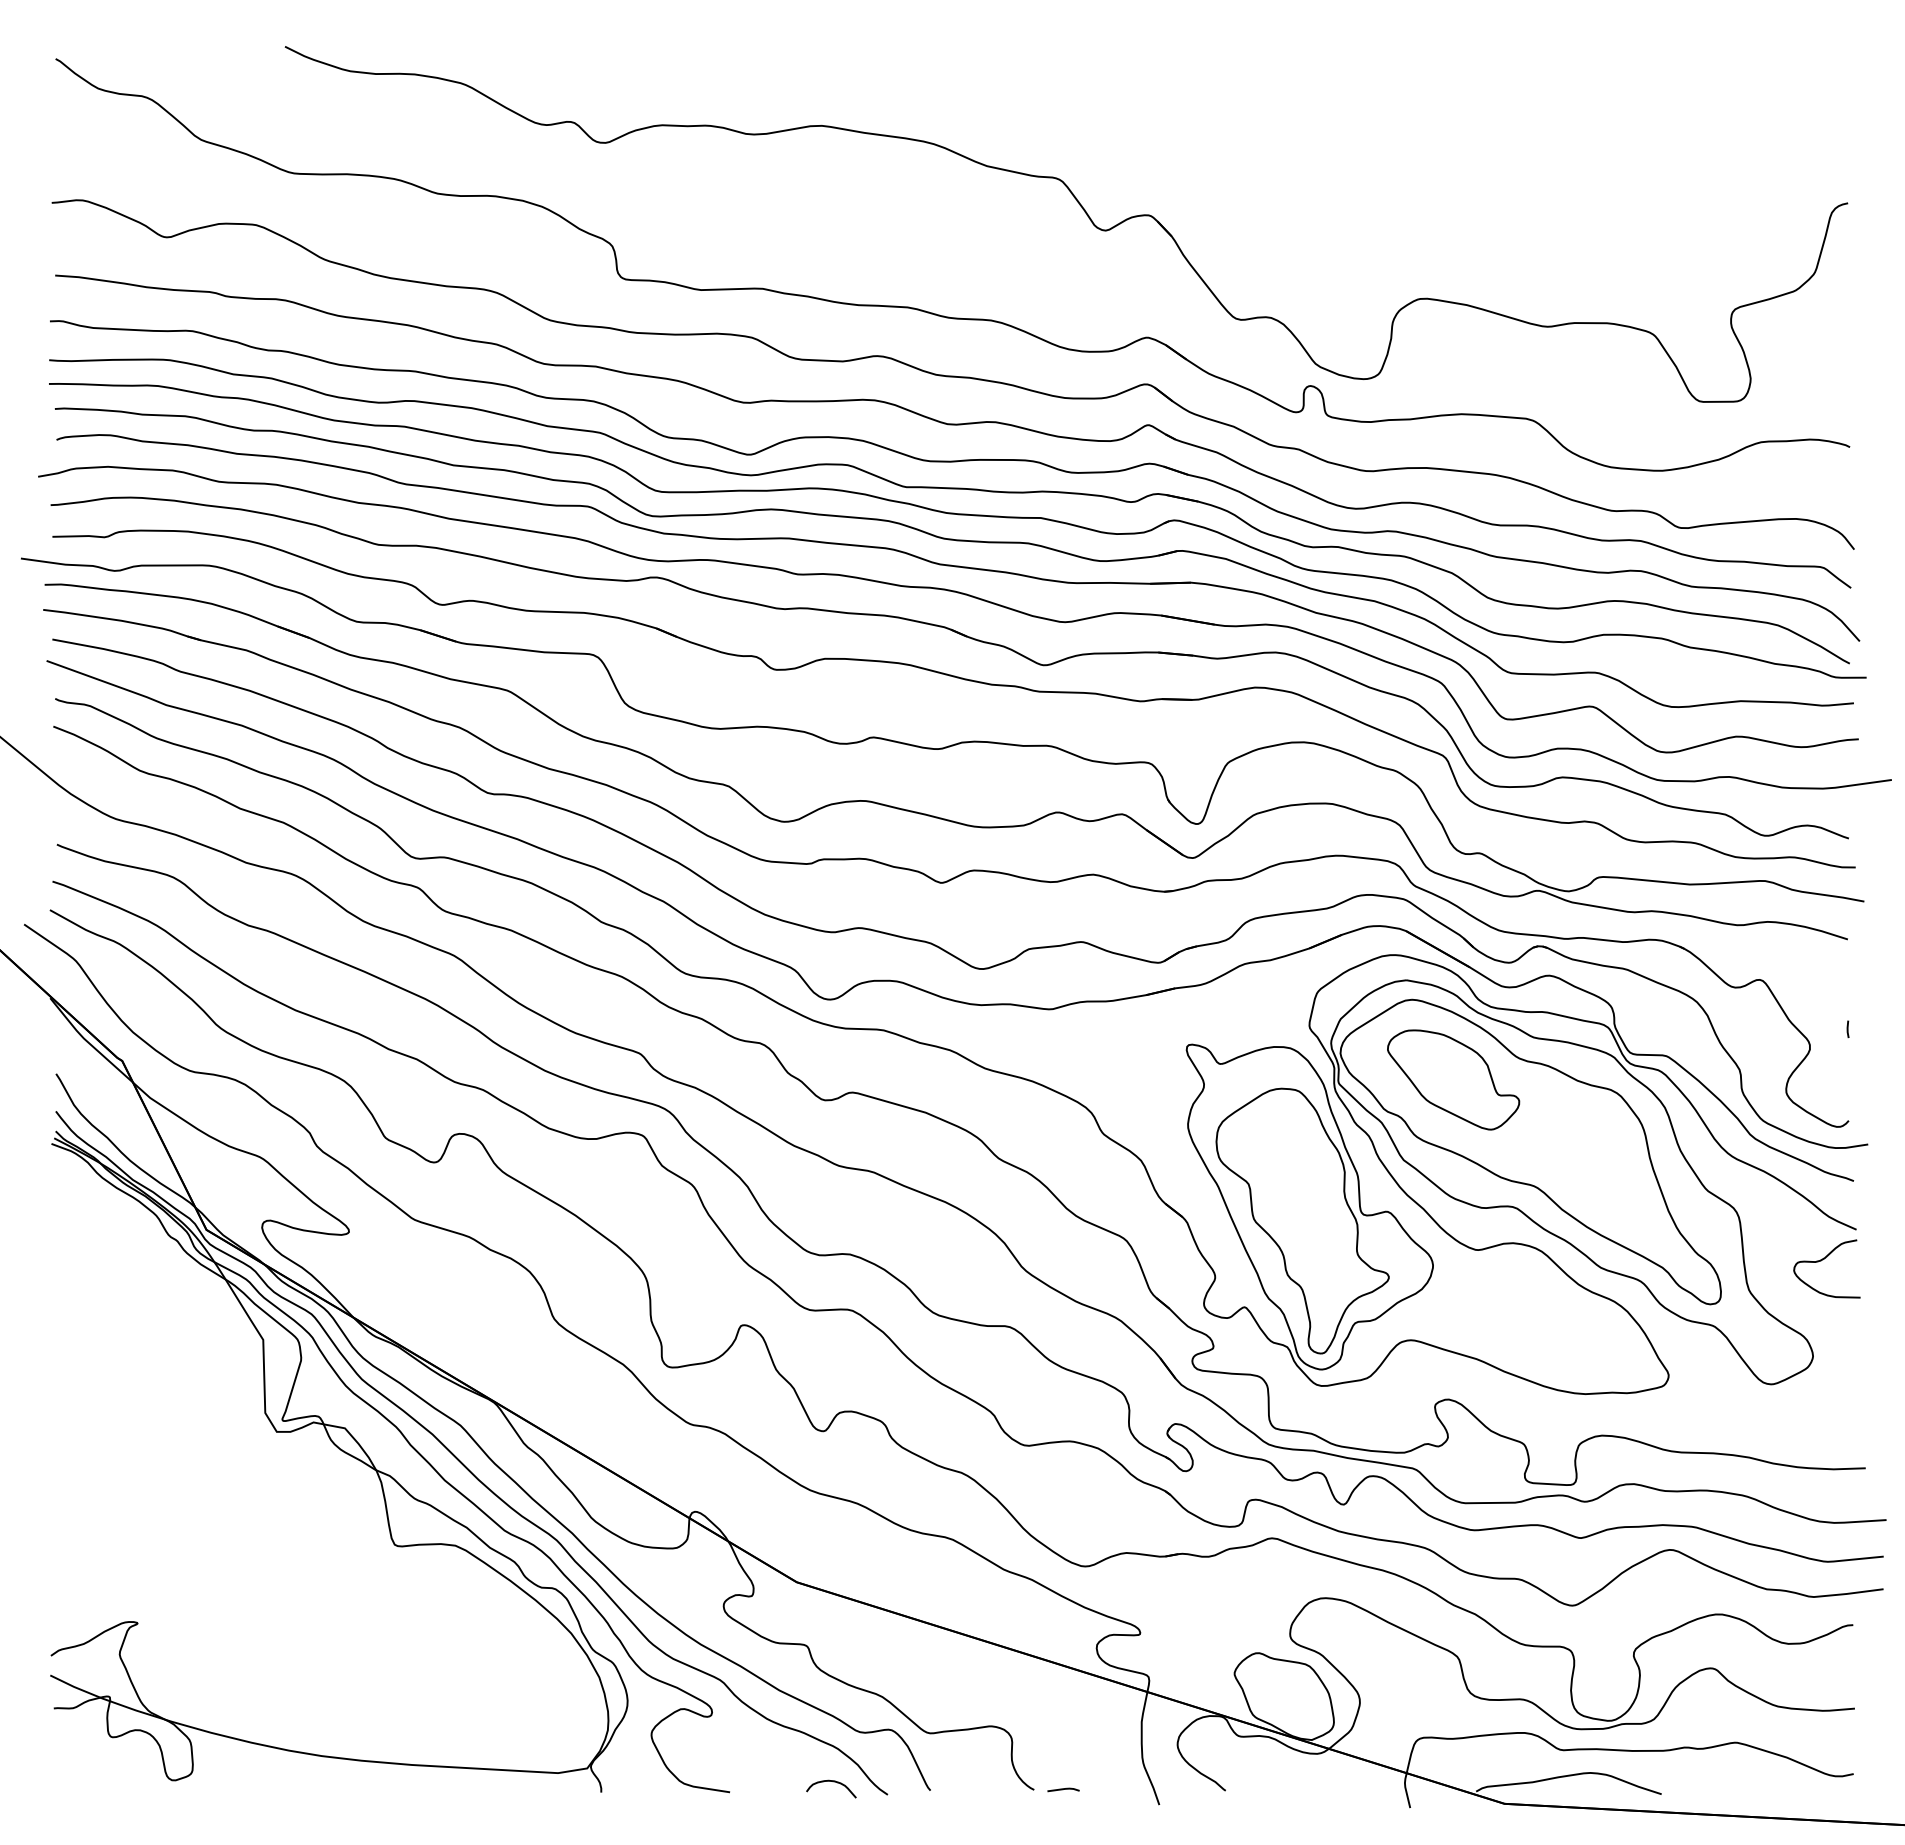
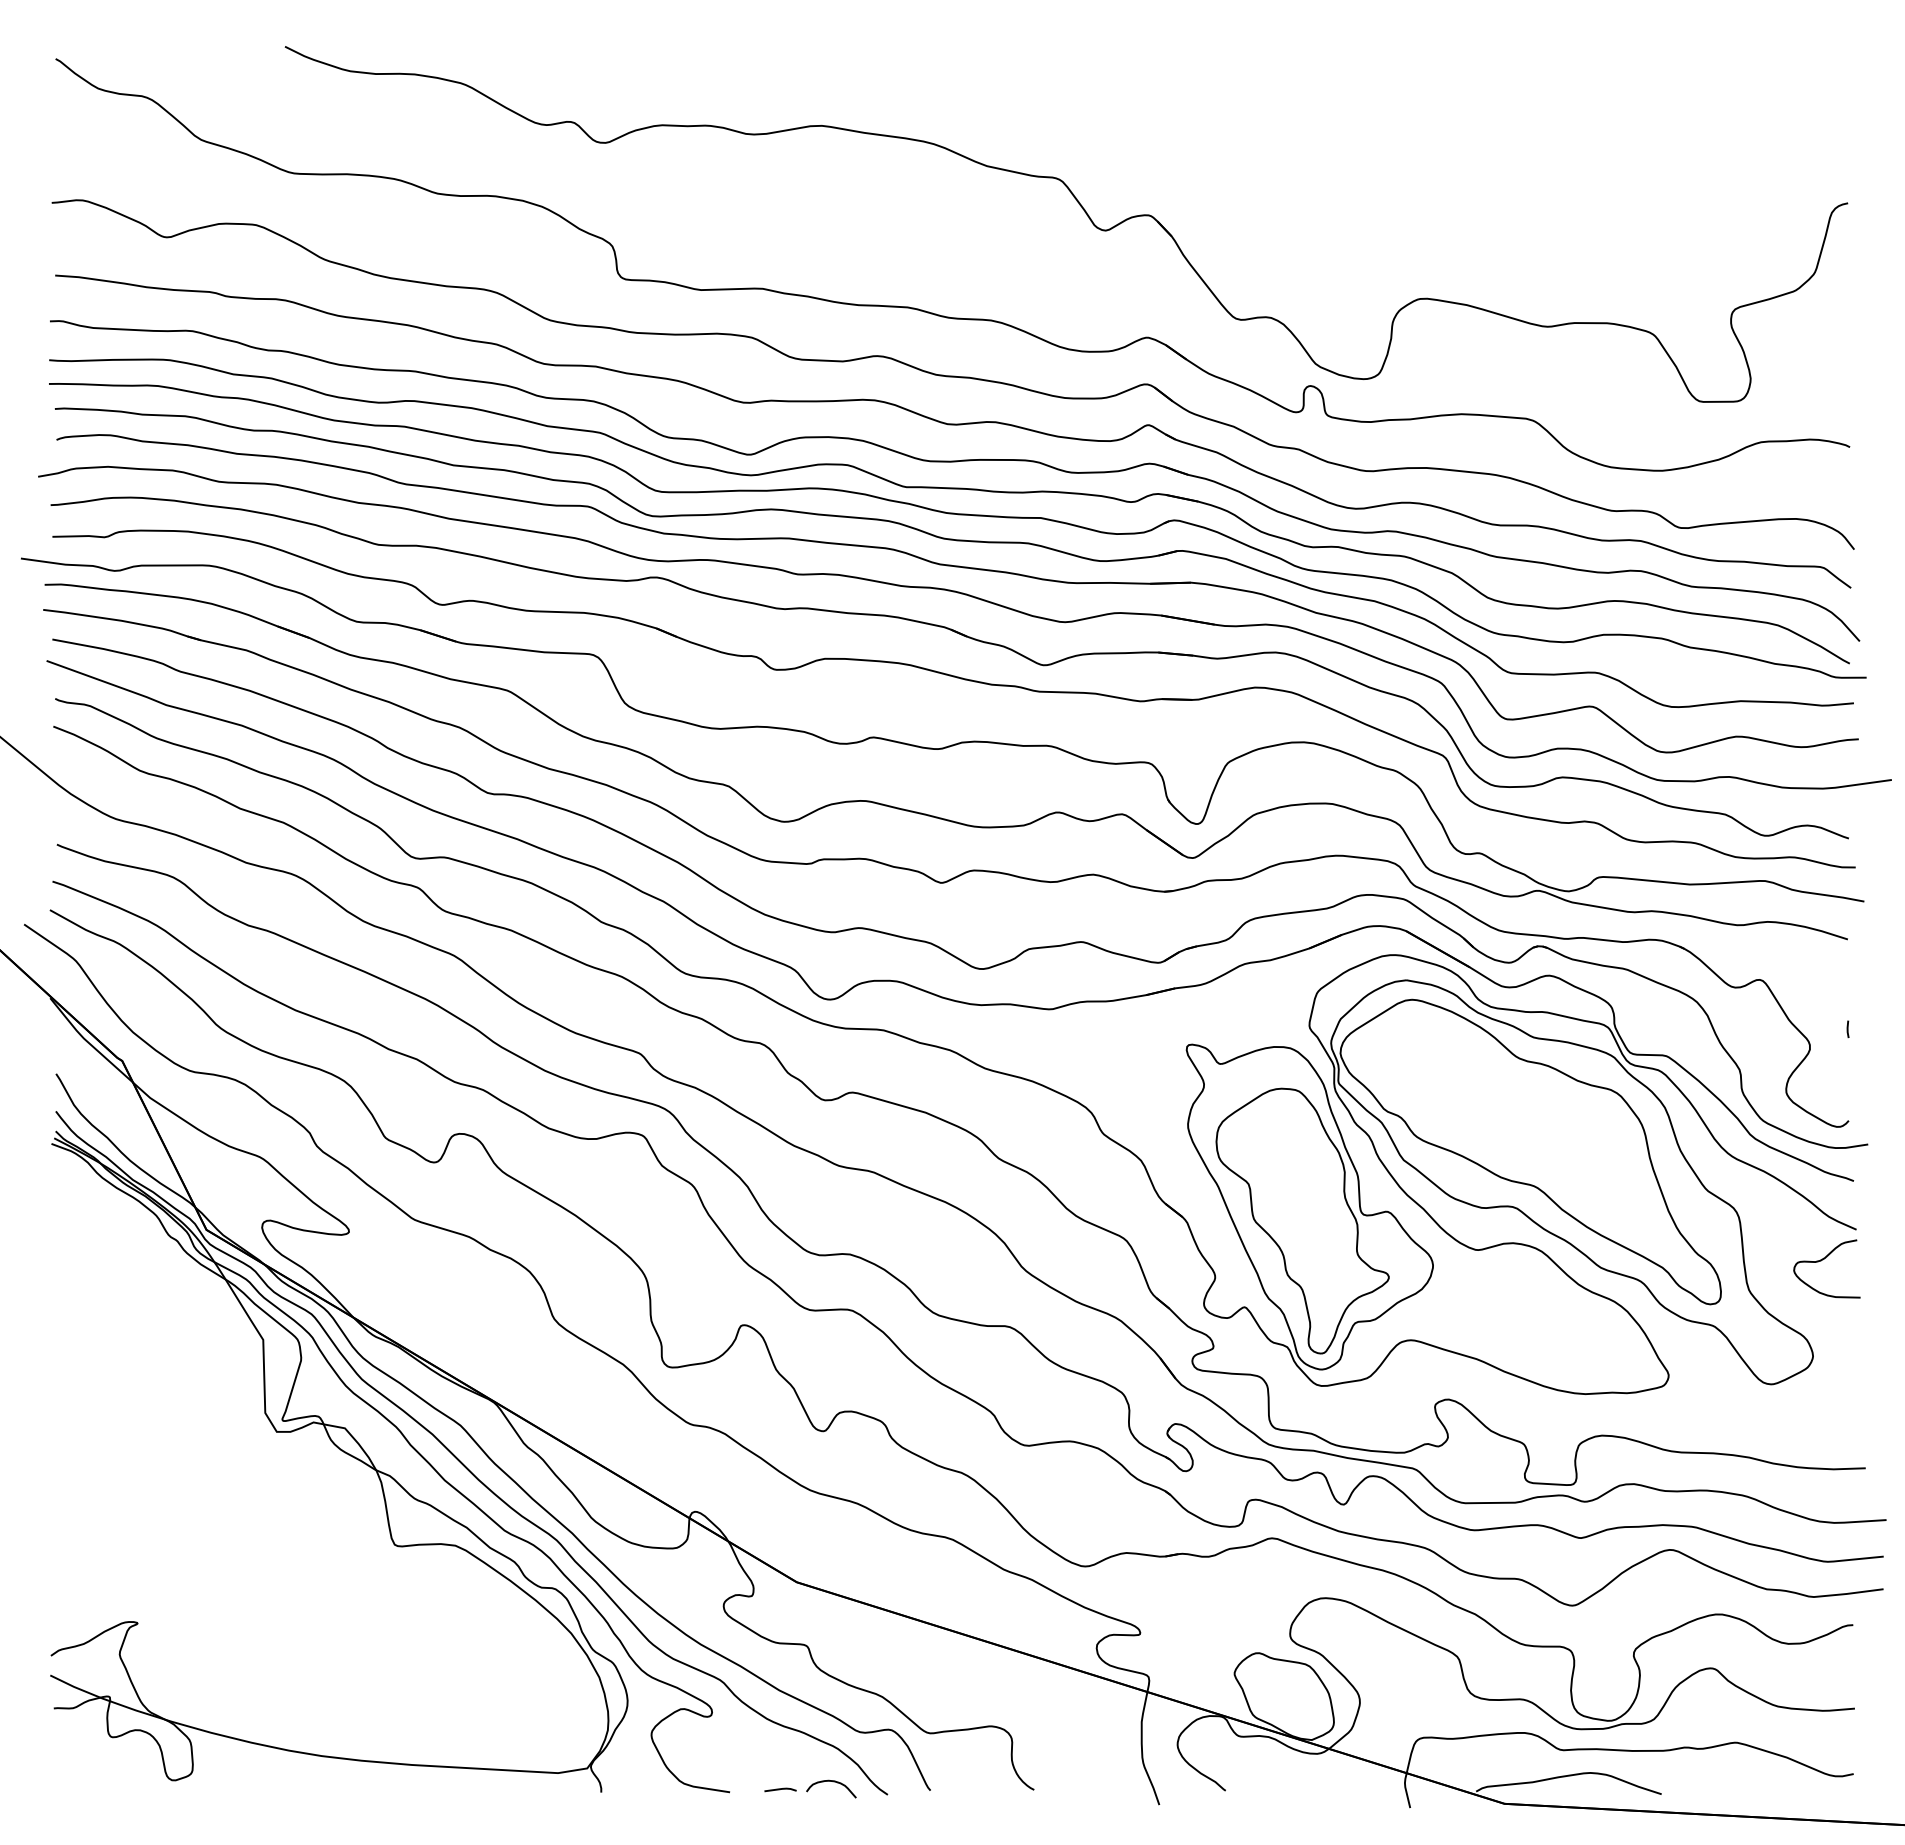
part: present -> none (1453, 1079)
line position: (1063, 1789) -> (780, 1789) (780, 1789)
